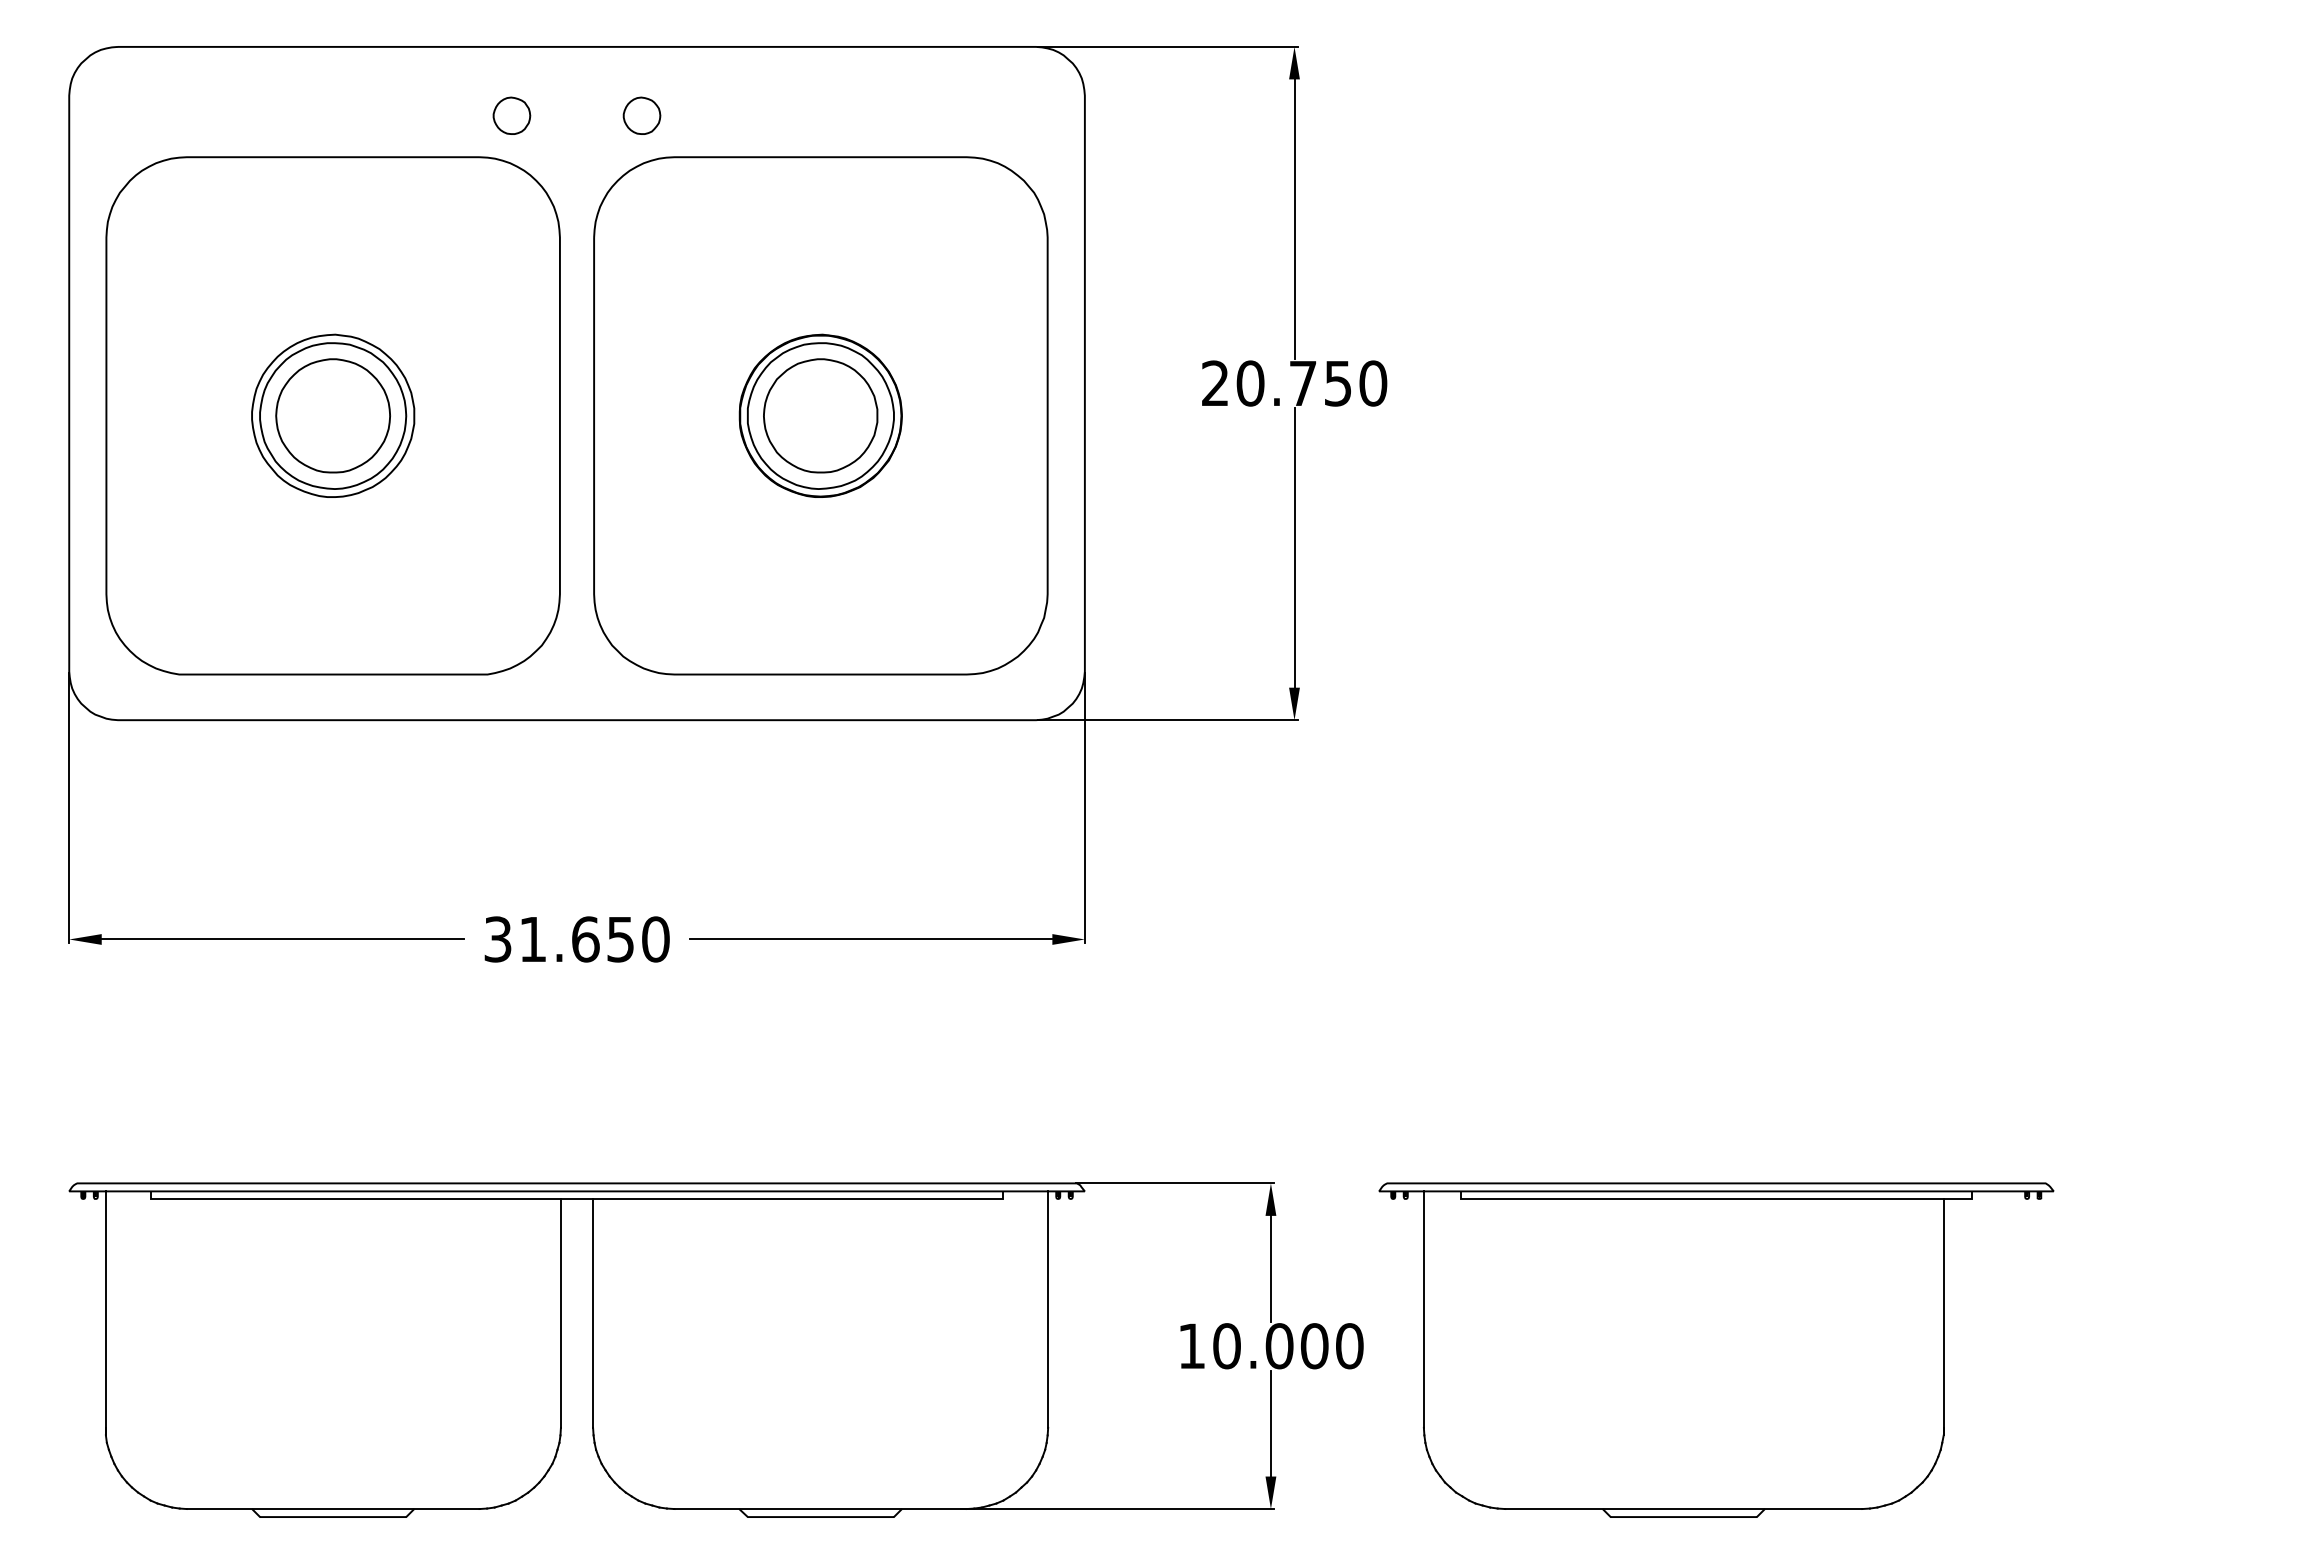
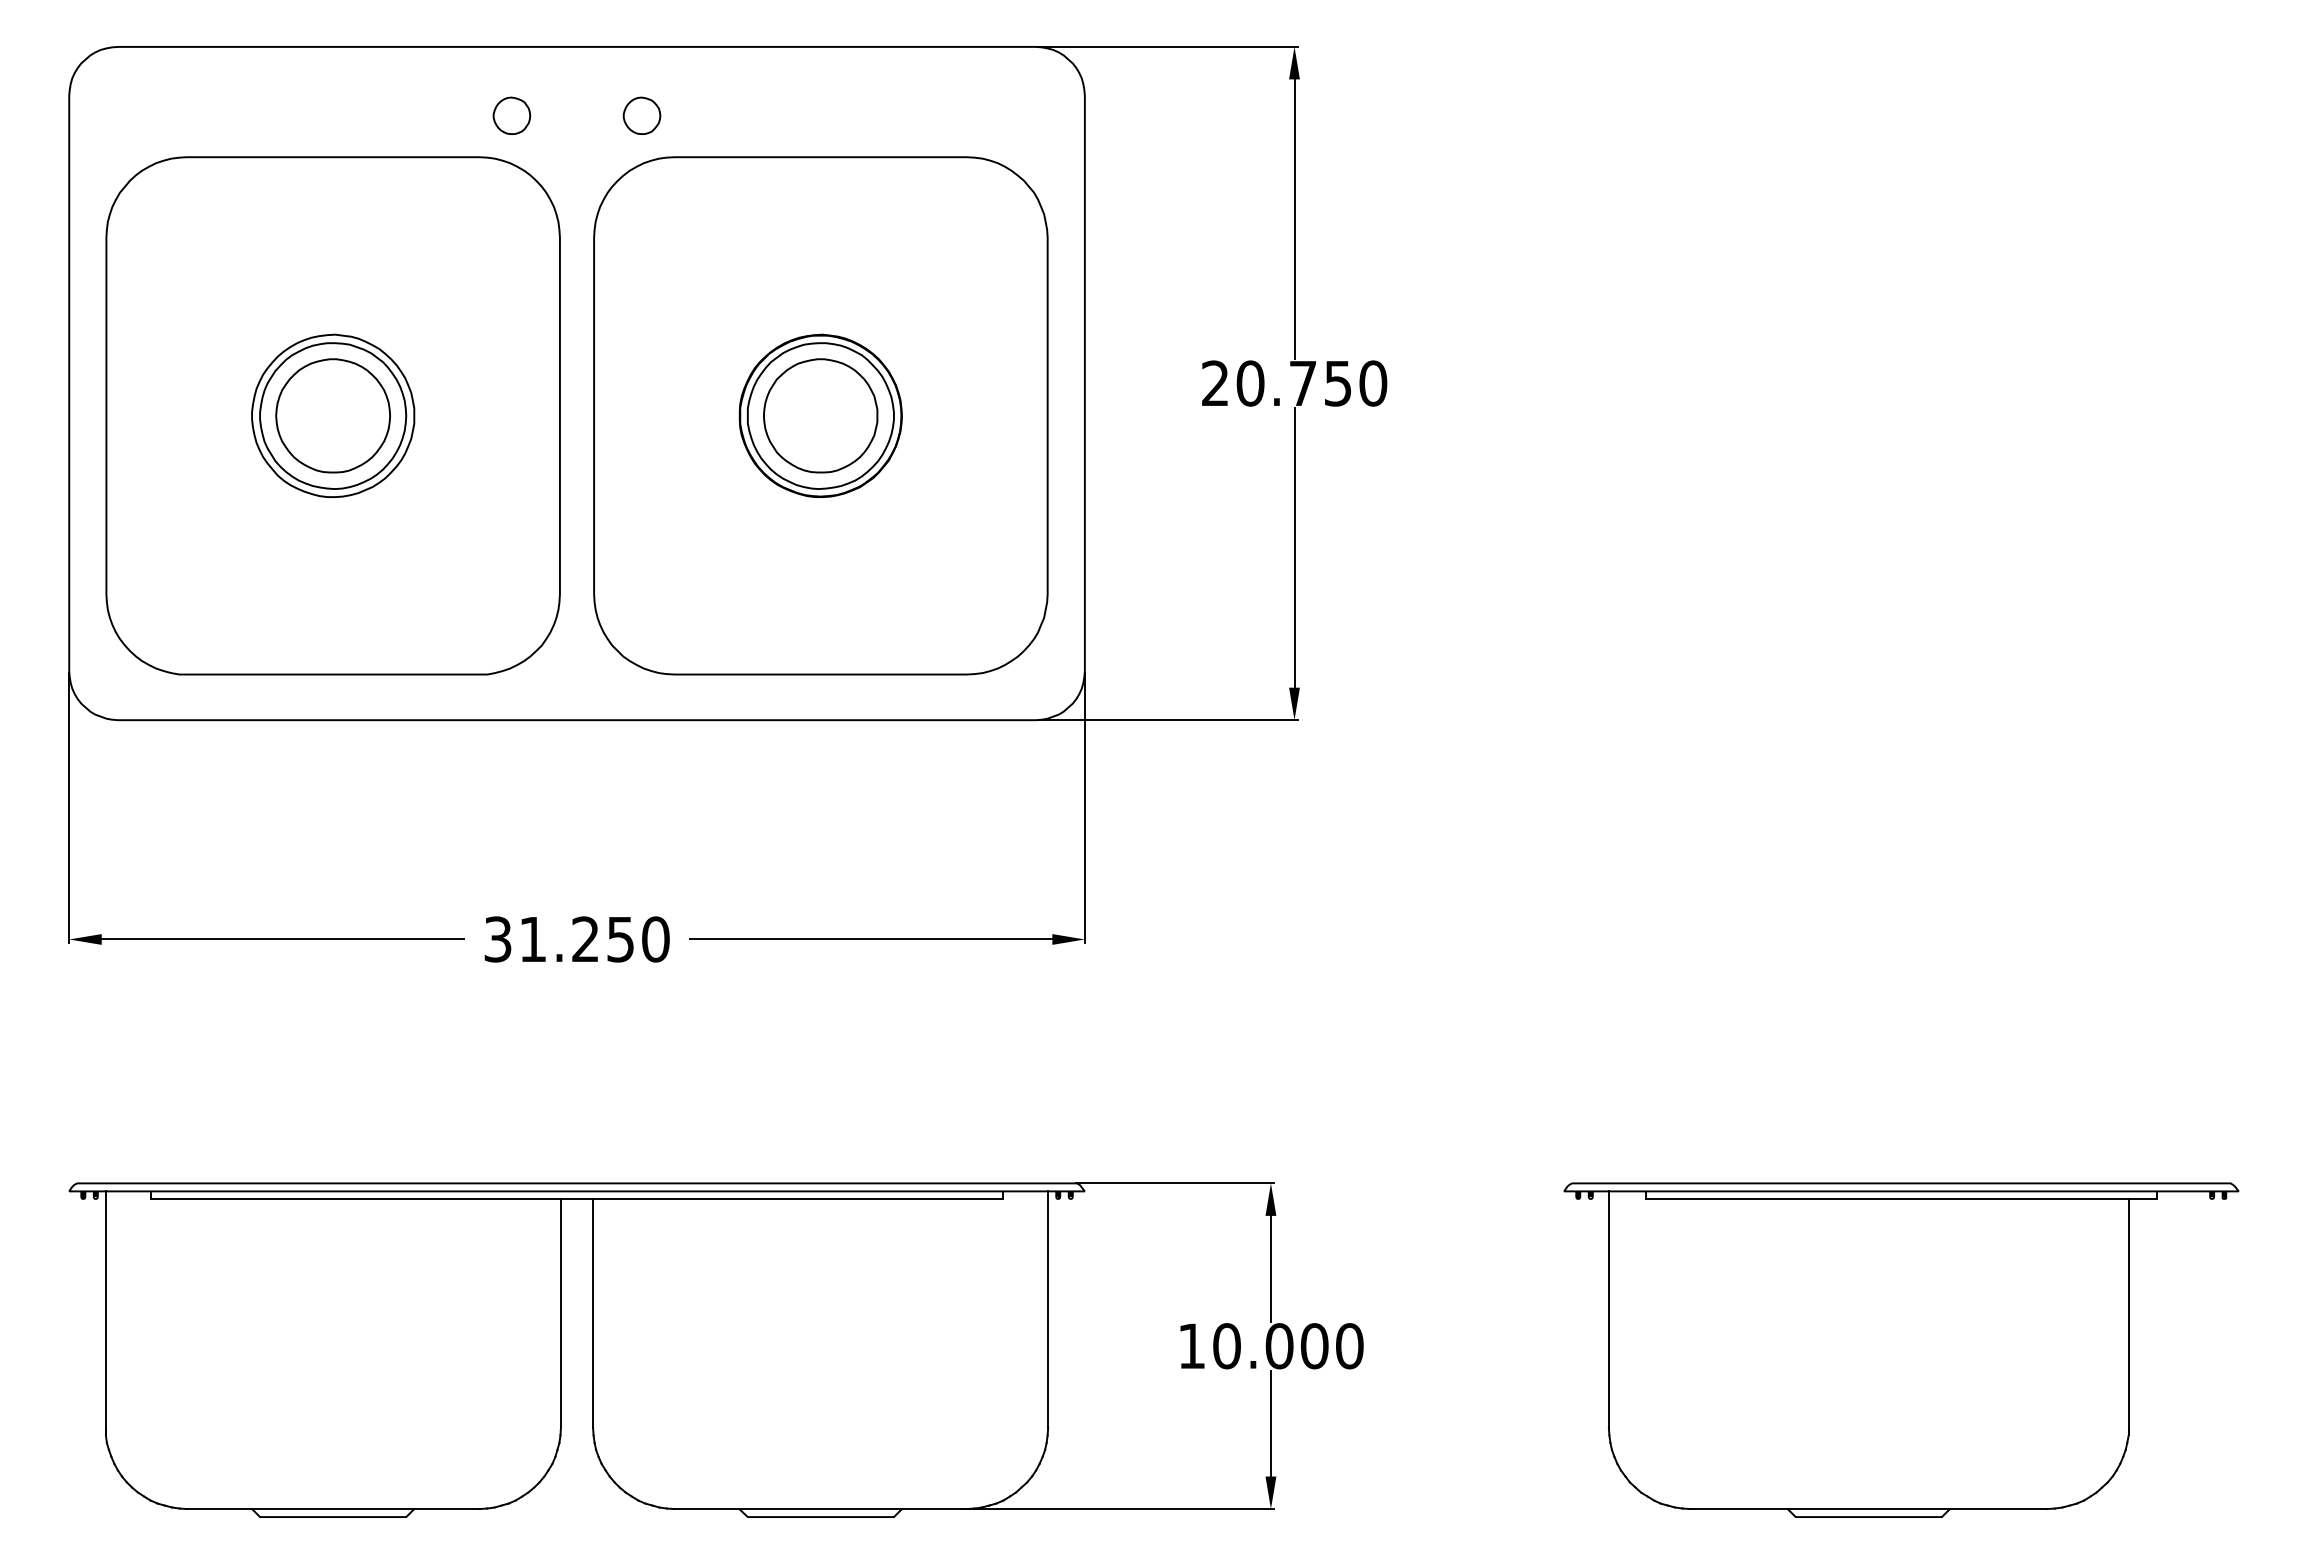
text: 31.650 -> 31.250 (585, 939)
part position: (1716, 1349) -> (1901, 1349) (1901, 1349)
